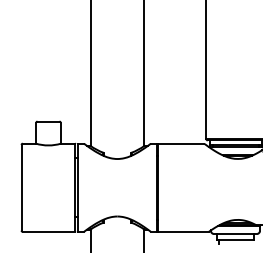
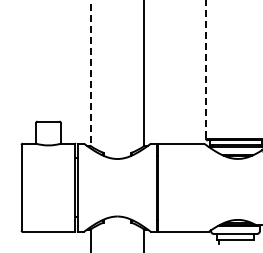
line: solid -> dashed (206, 70)
line: solid -> dashed (90, 73)
